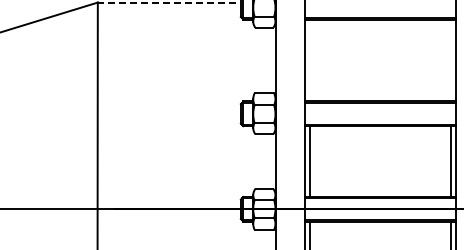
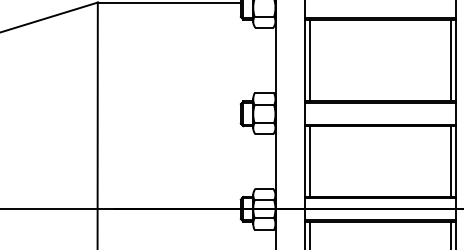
line: dashed -> solid (169, 2)
line: none -> present (310, 60)
line: none -> present (451, 60)
